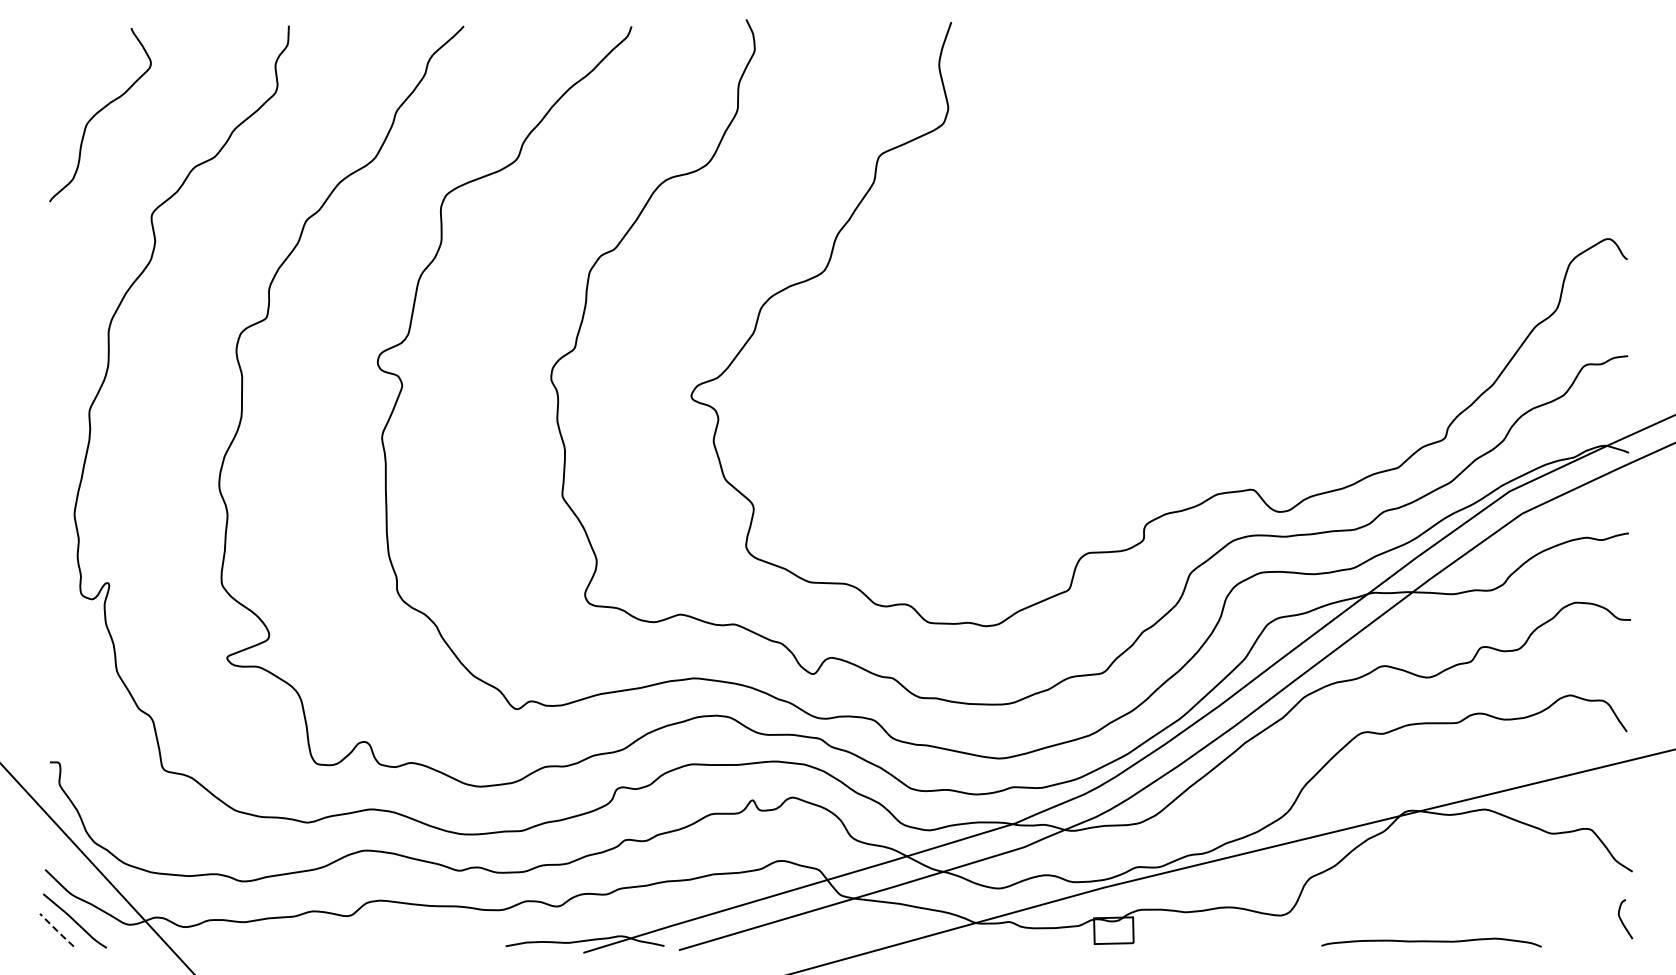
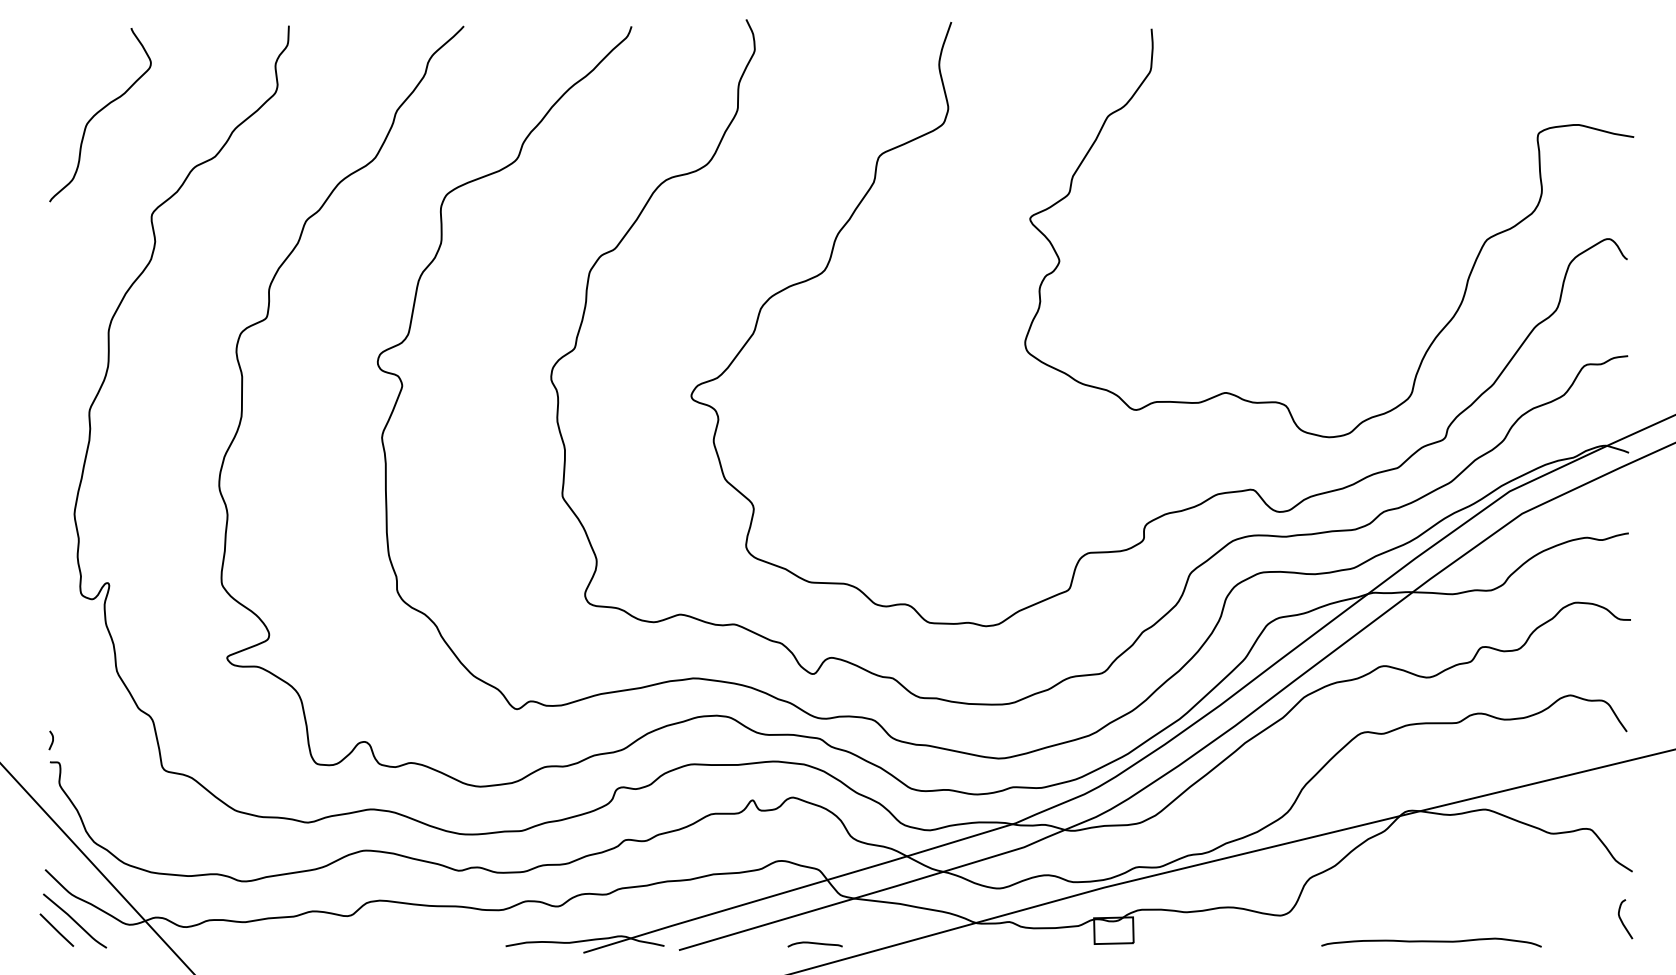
curve: none -> present (1467, 278)
curve: none -> present (51, 741)
line: dashed -> solid (56, 930)
curve: none -> present (814, 944)
